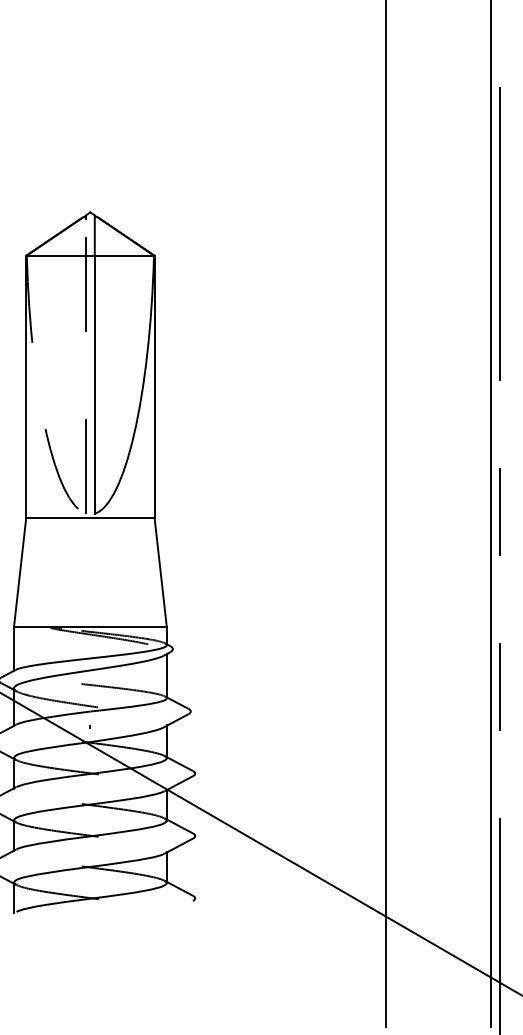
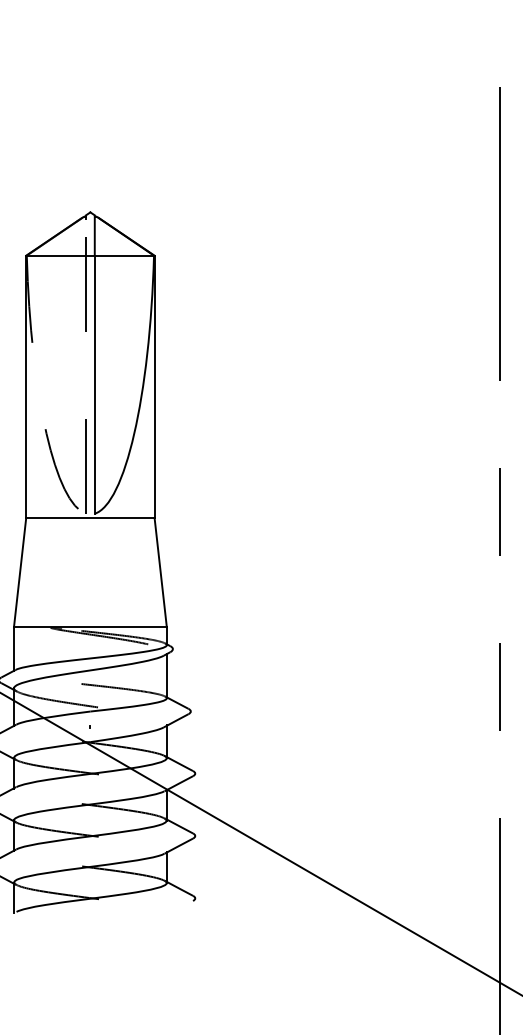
line: present -> none (386, 514)
line: present -> none (491, 514)
